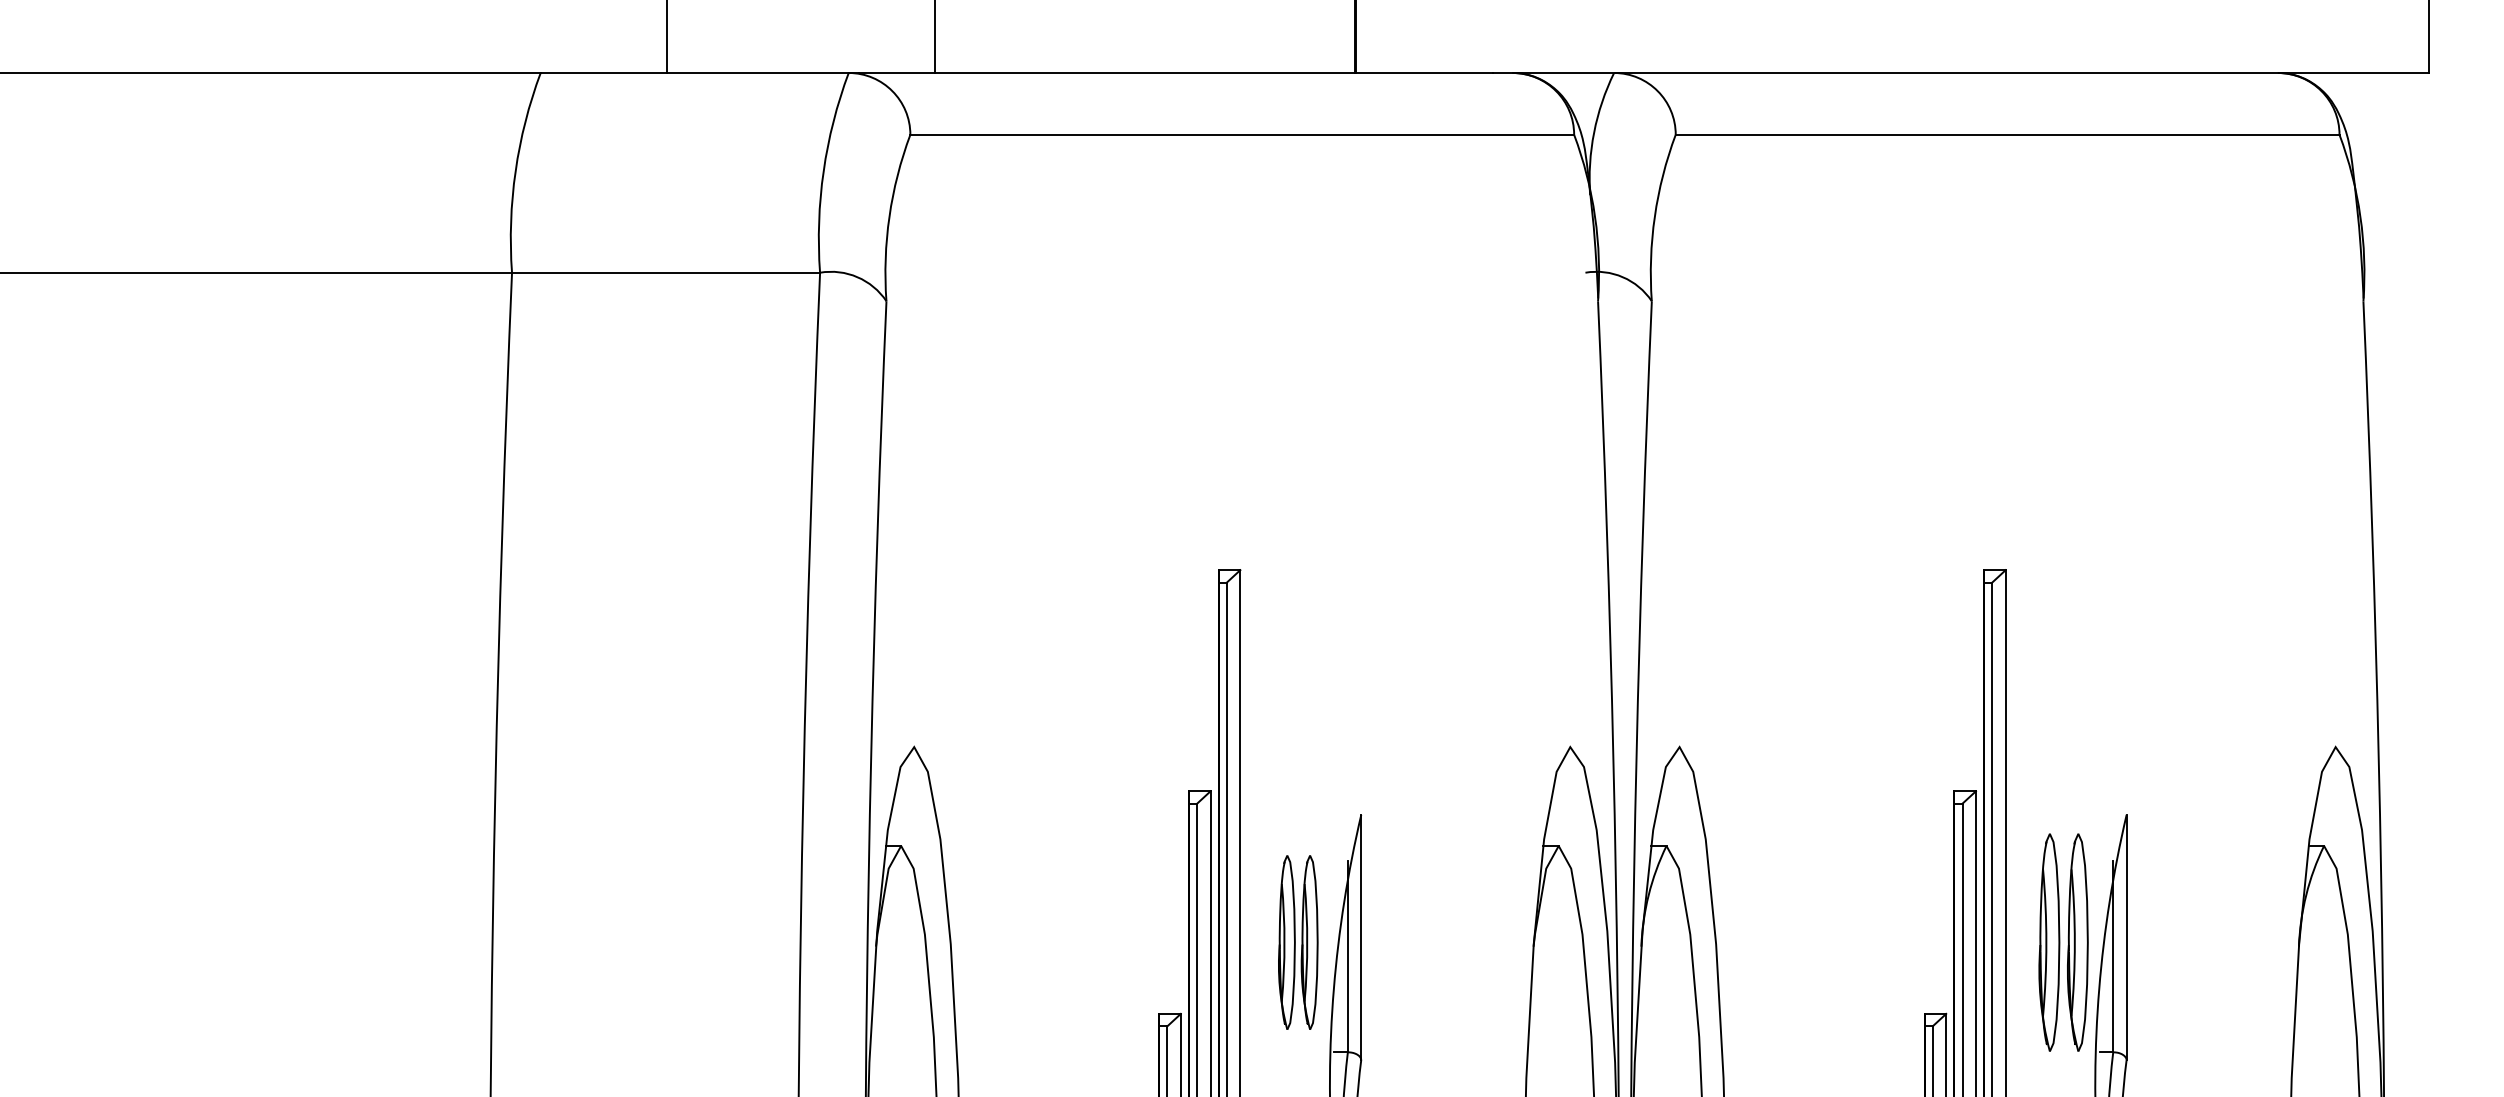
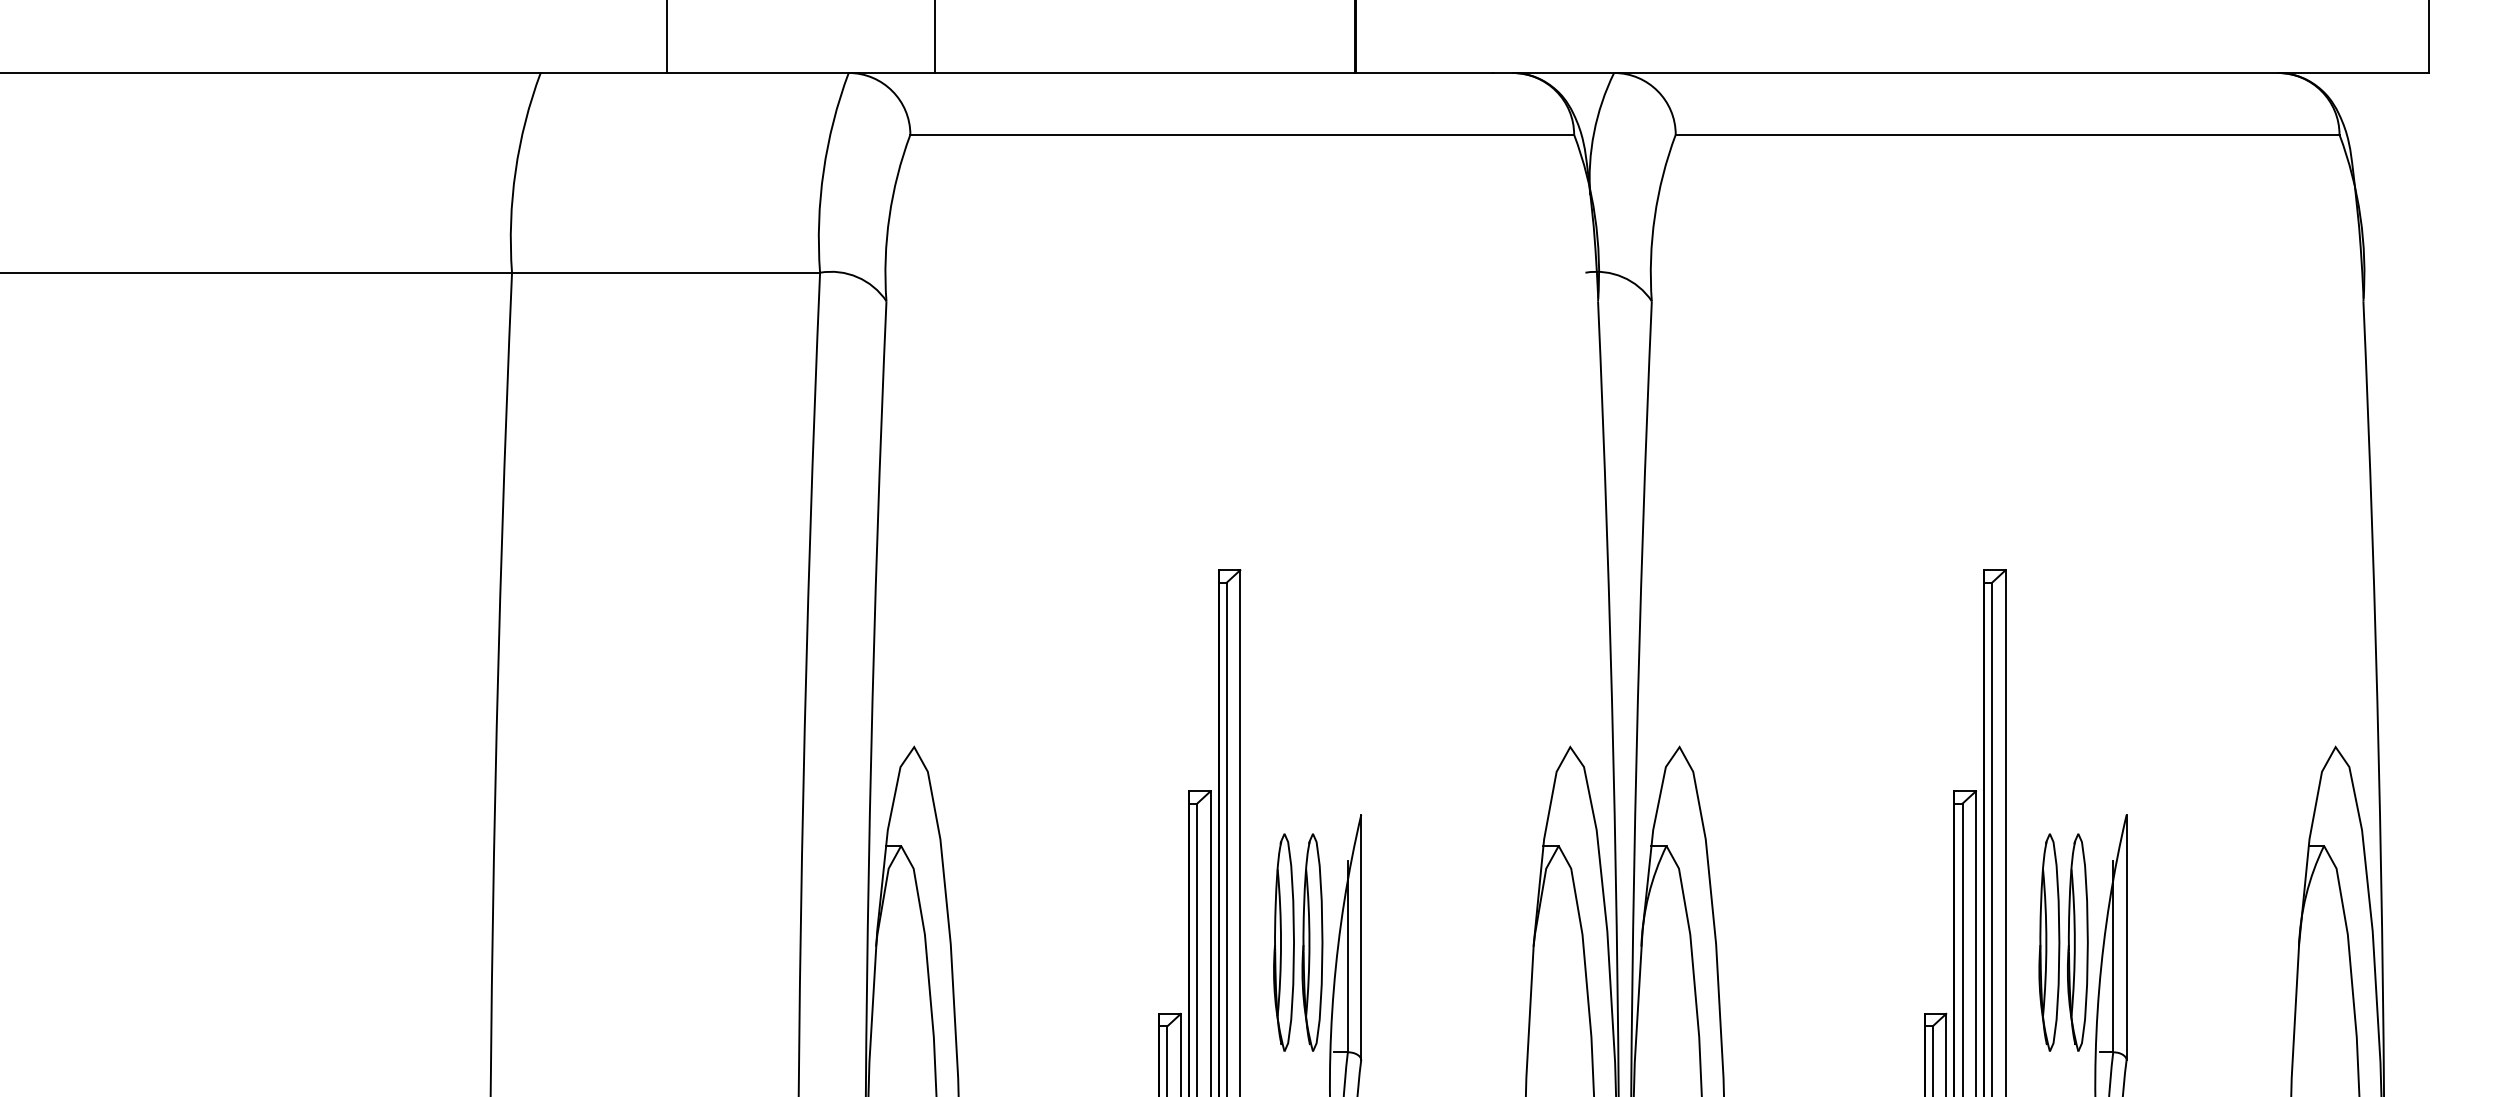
part size: 41x175 px -> 51x219 px (1298, 942)
